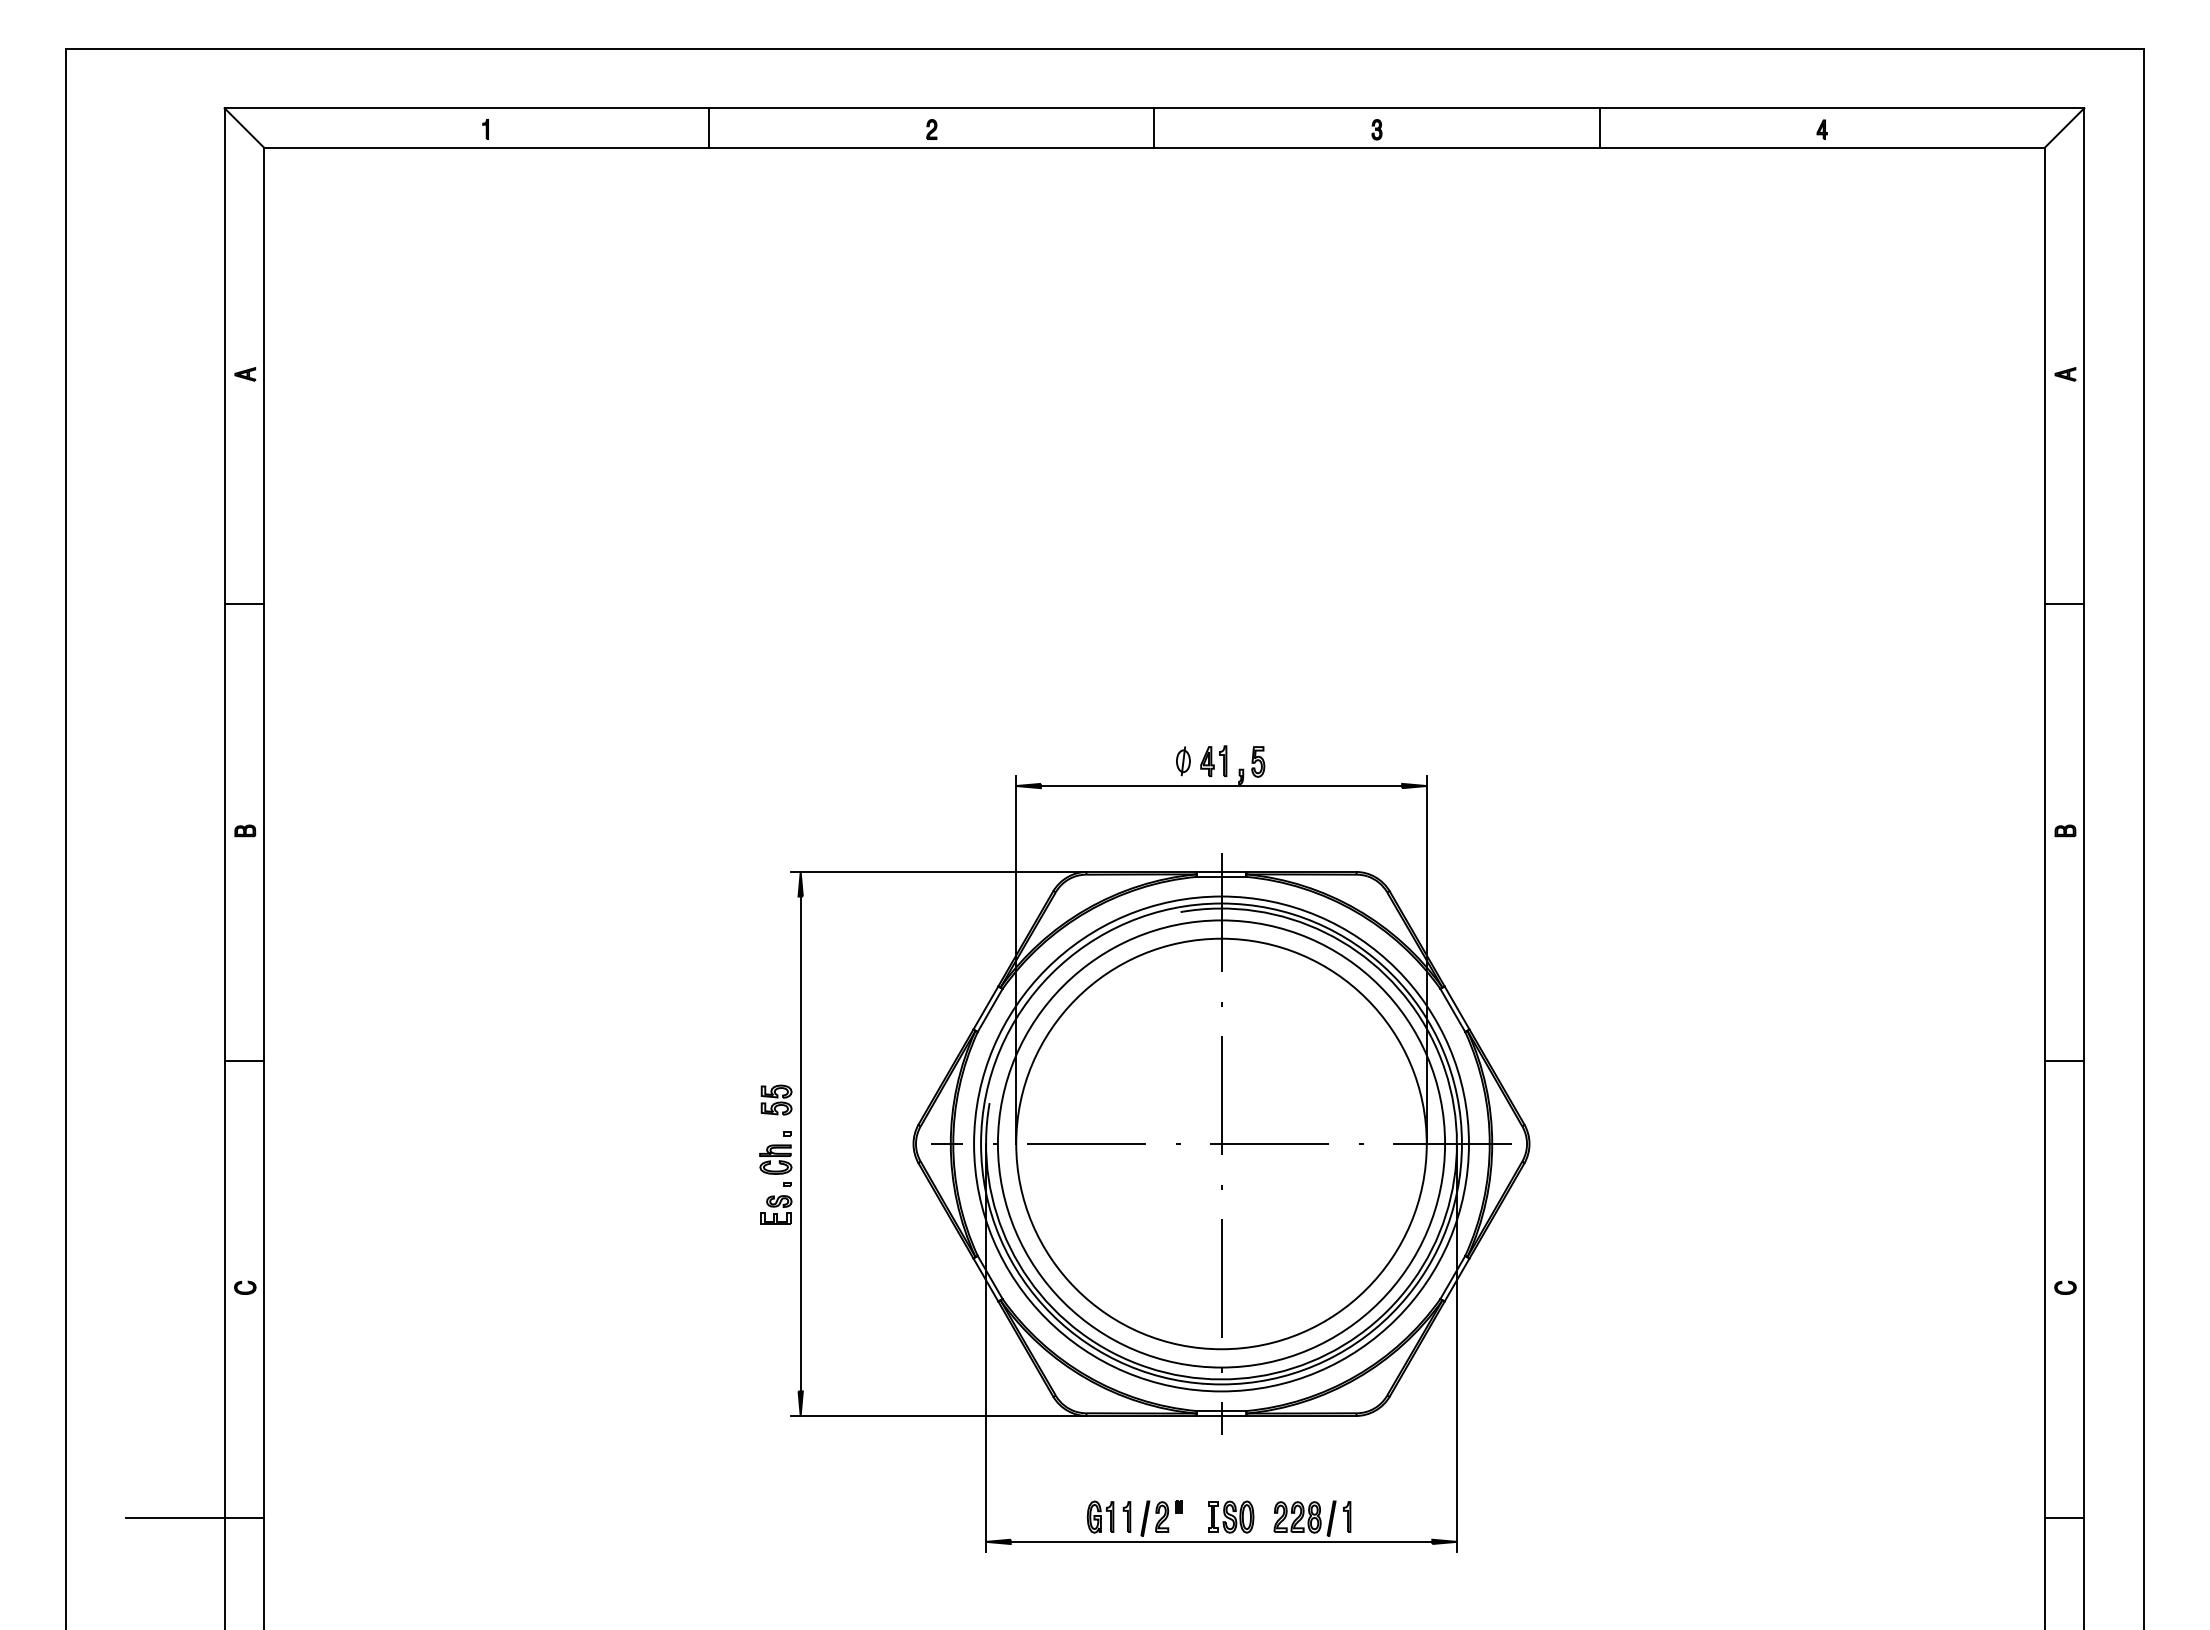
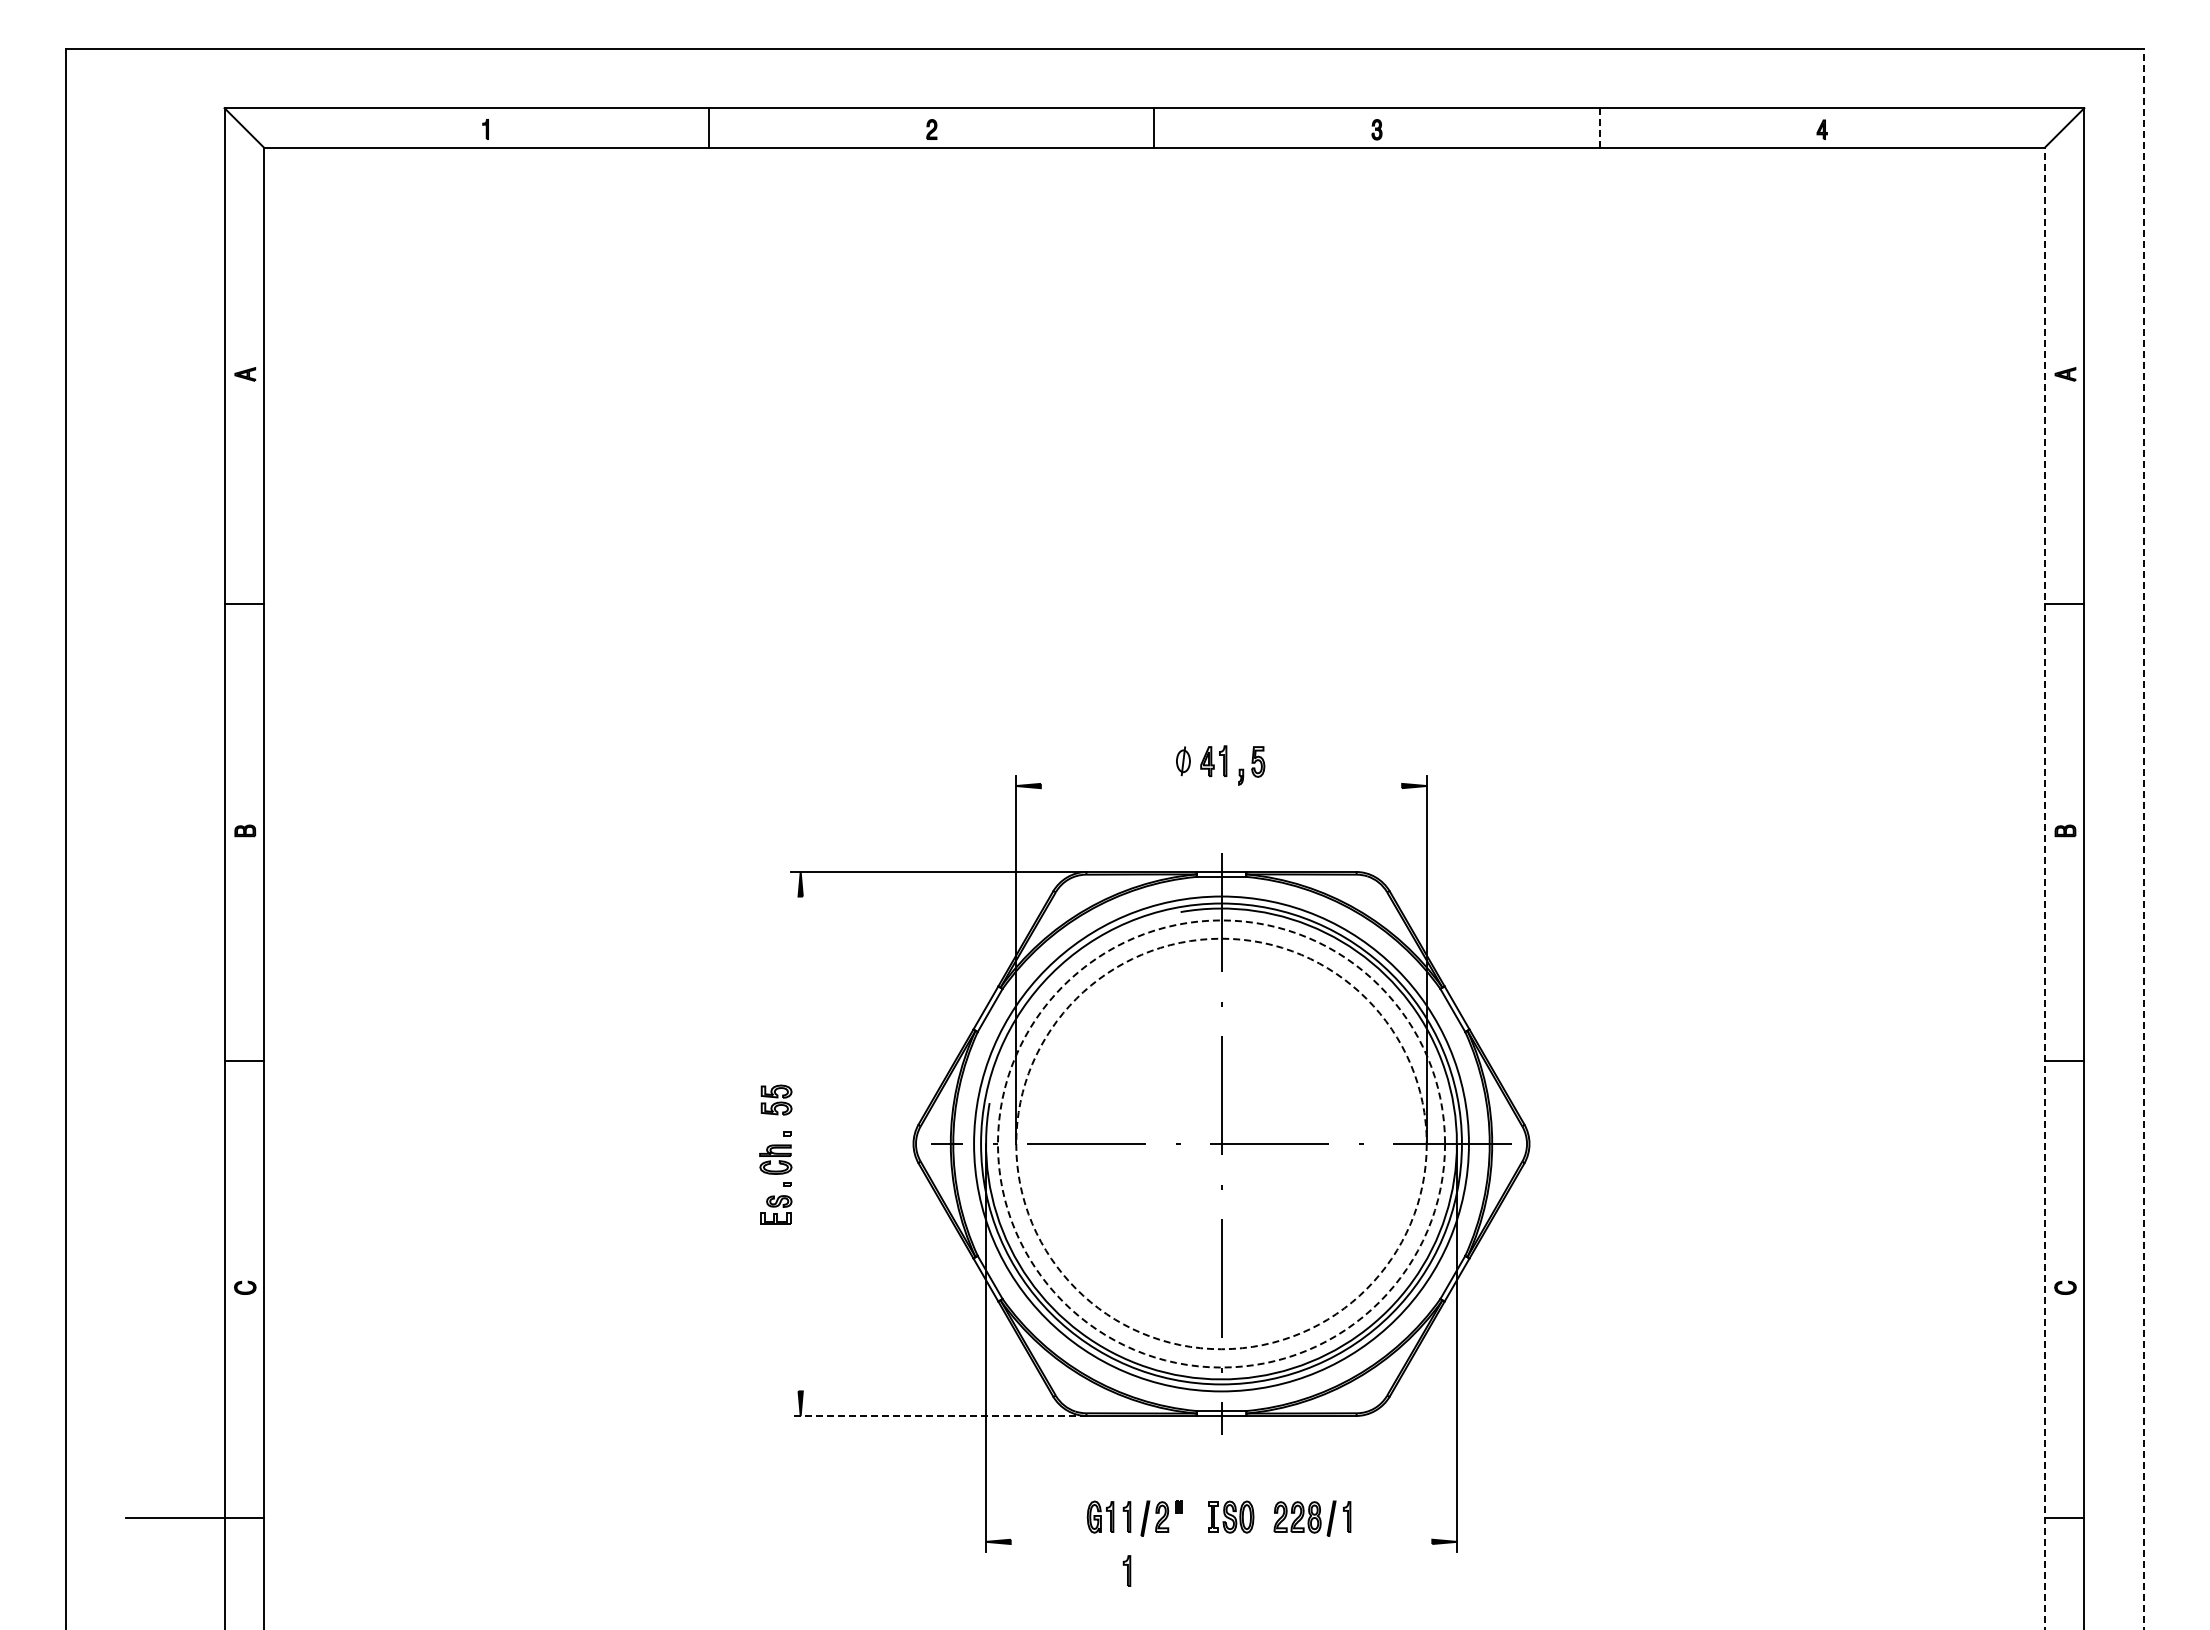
line: solid -> dashed (1599, 127)
line: present -> none (1221, 786)
line: solid -> dashed (2143, 838)
line: solid -> dashed (2044, 888)
line: present -> none (800, 1143)
circle: solid -> dashed (1221, 1143)
circle: solid -> dashed (1221, 1143)
line: solid -> dashed (938, 1416)
line: present -> none (1221, 1541)
part: none -> present (1126, 1570)
